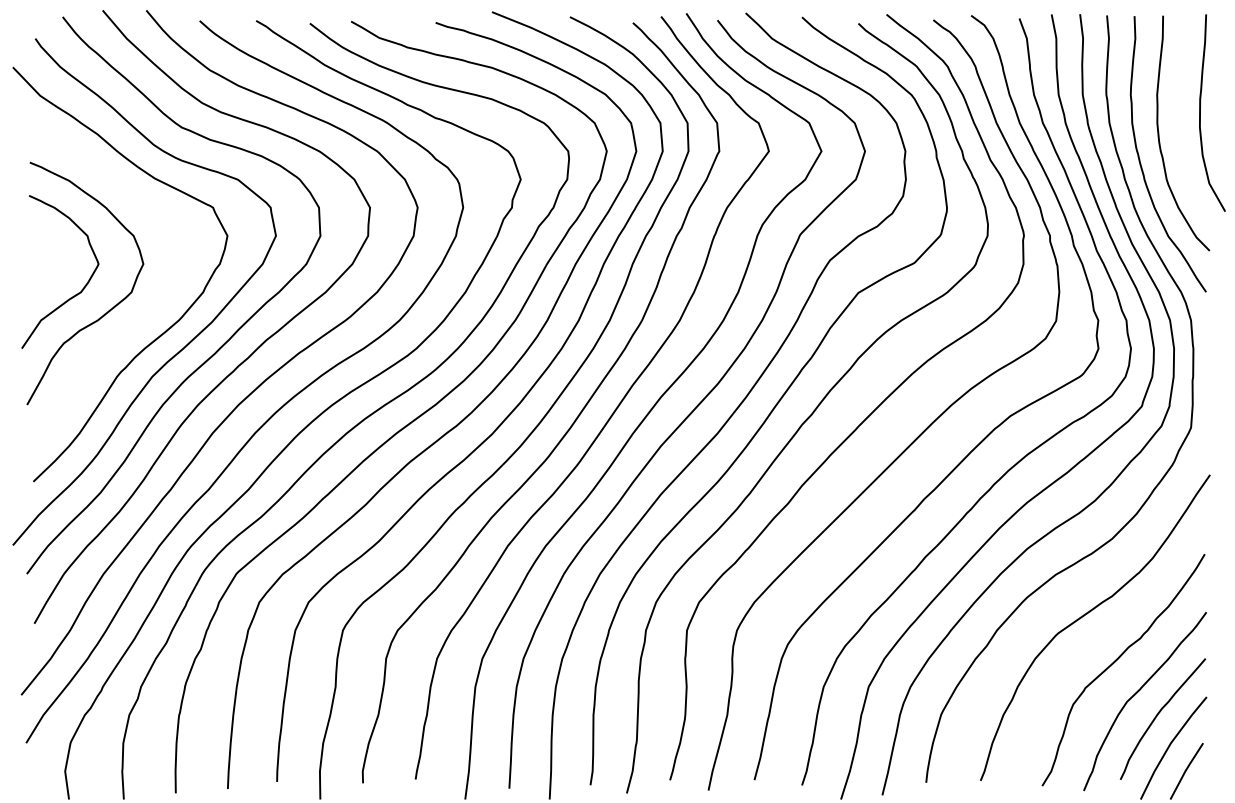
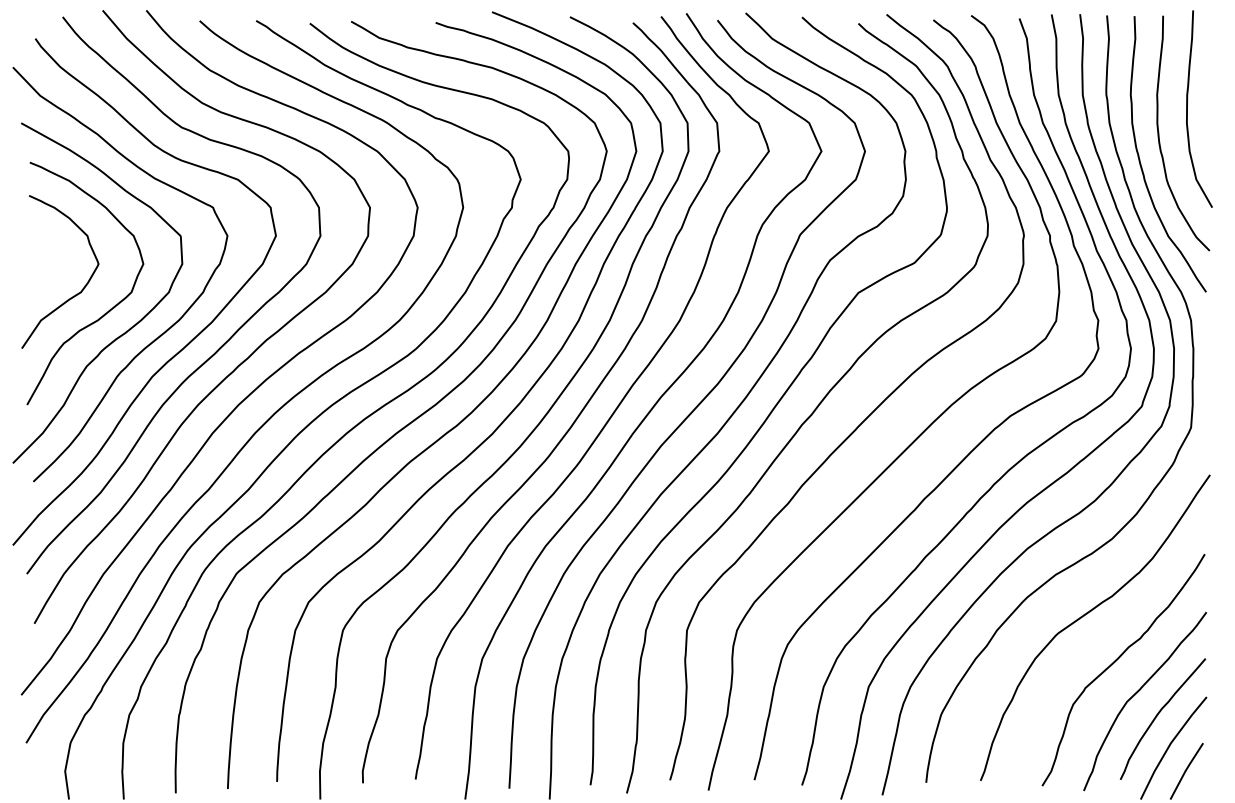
curve position: (1200, 112) -> (1187, 108) (1187, 108)
curve: none -> present (126, 330)
